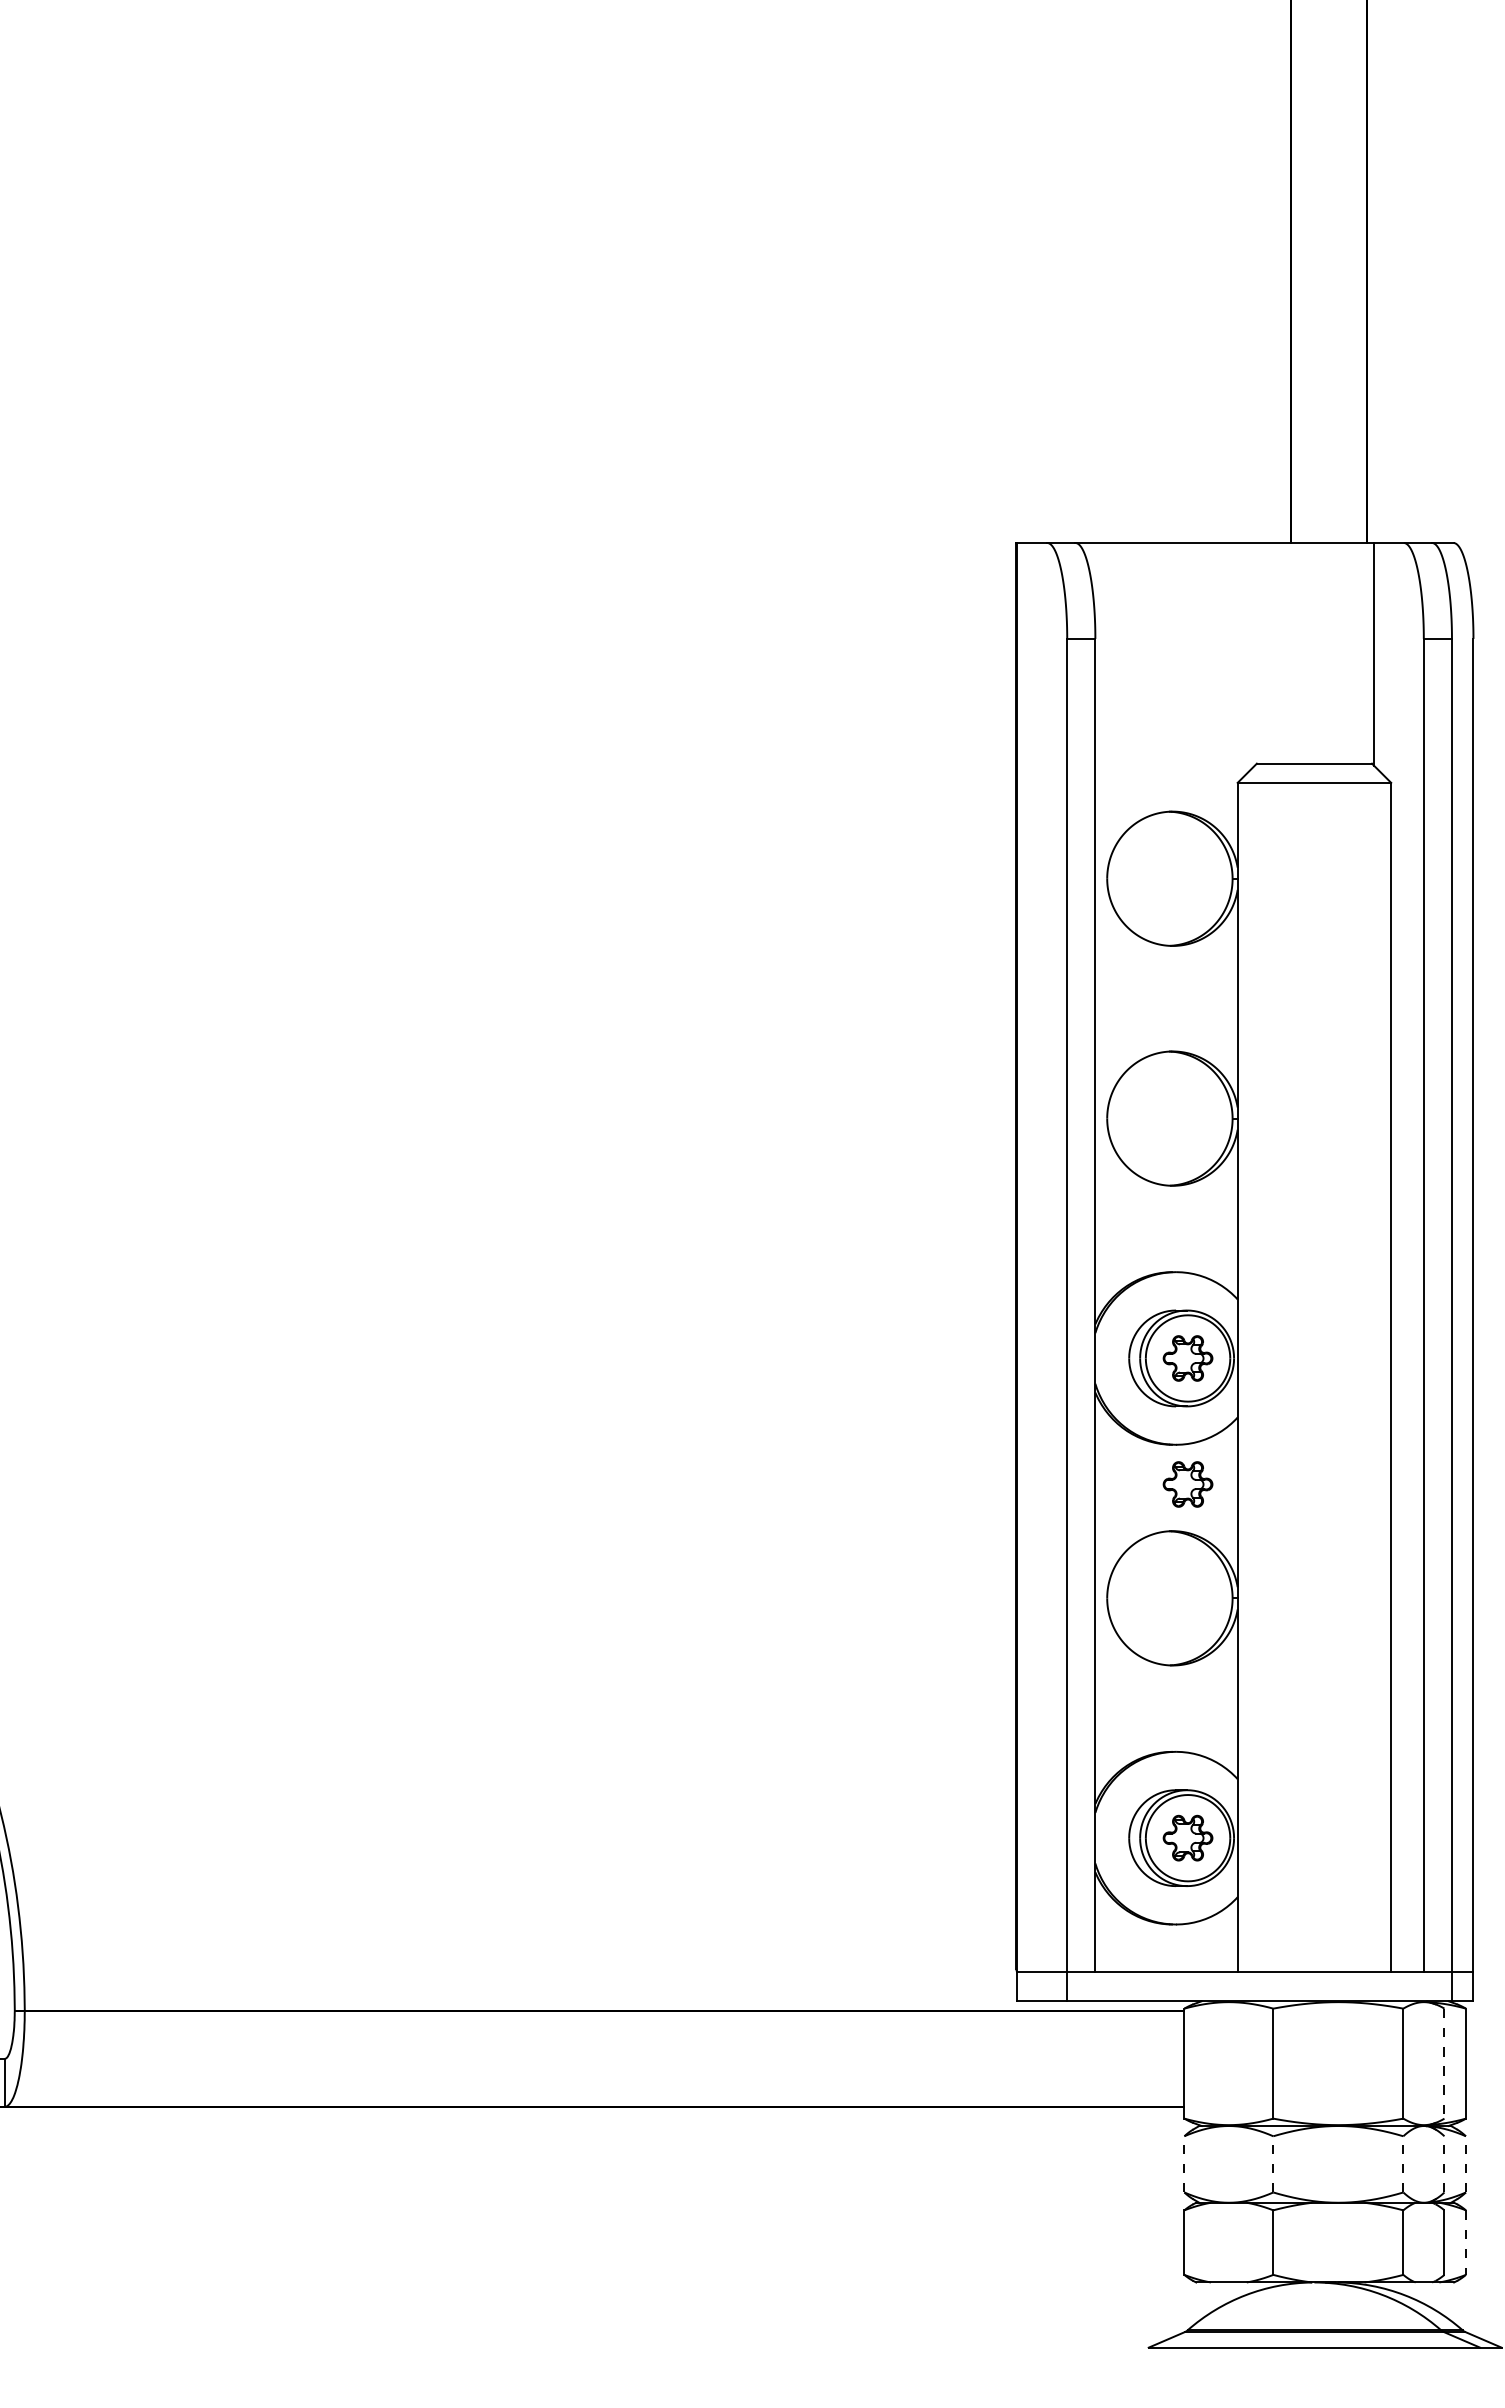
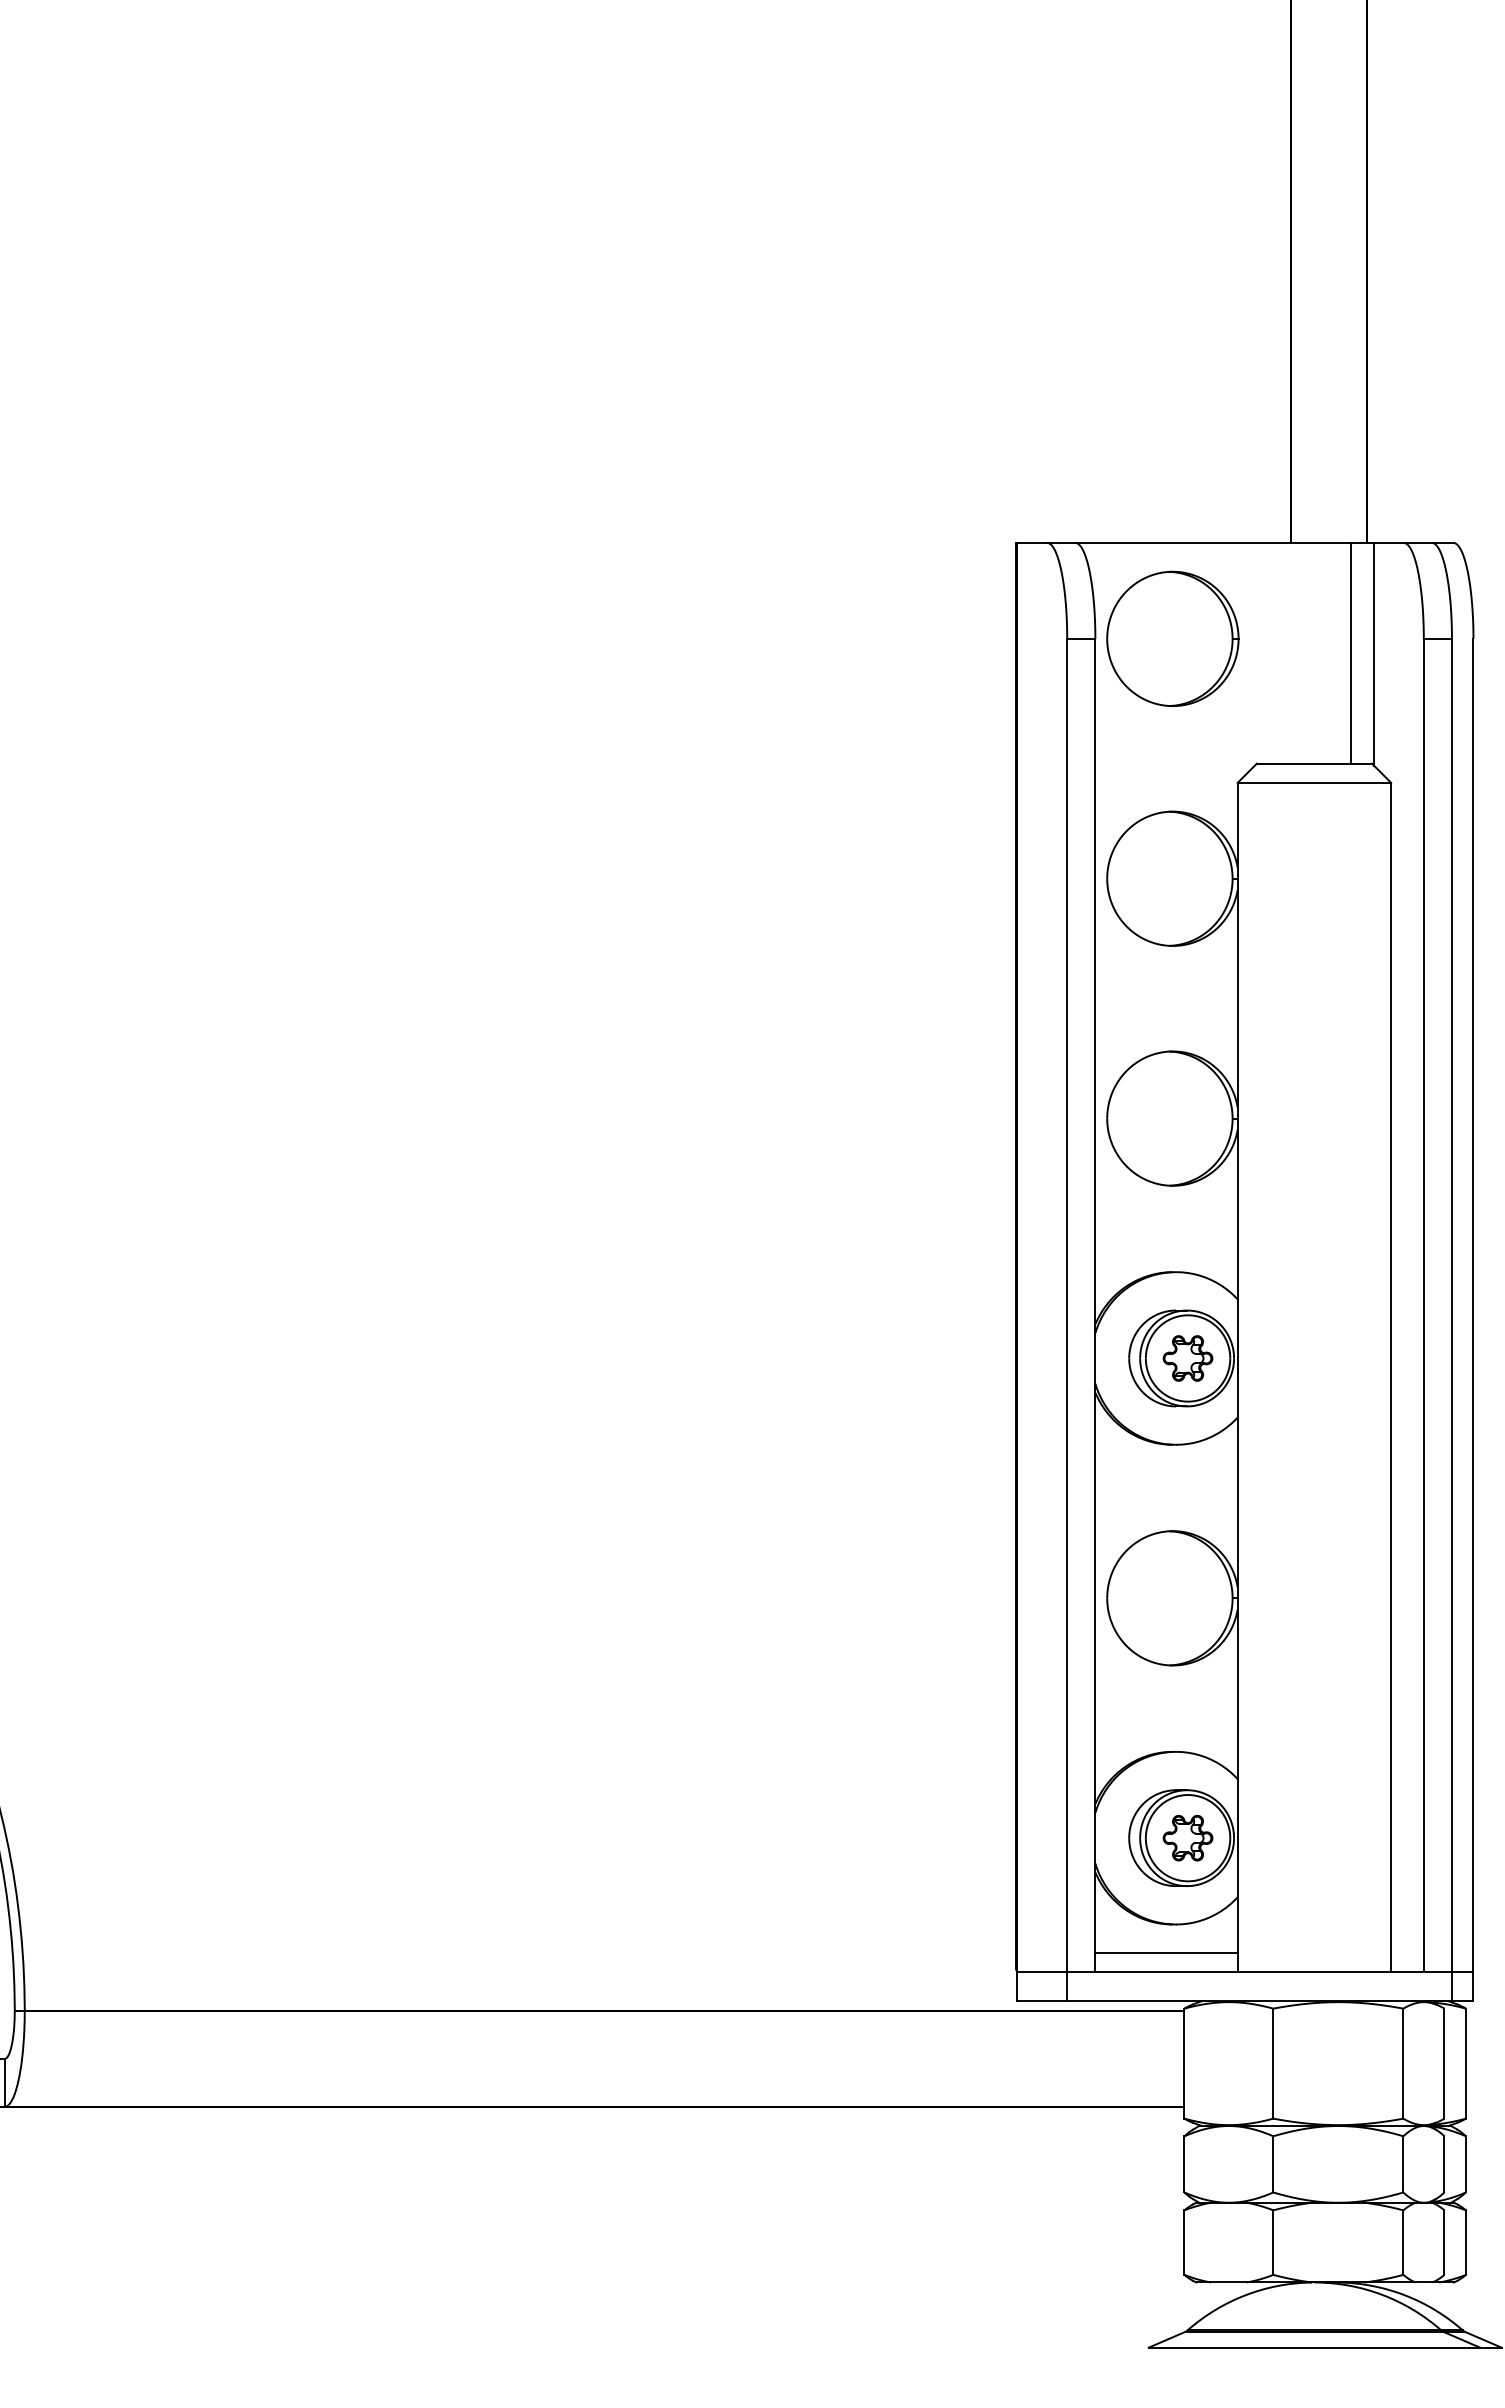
part: none -> present (1172, 638)
line: none -> present (1351, 653)
part: present -> none (1187, 1484)
line: none -> present (1166, 1953)
line: dashed -> solid (1444, 2064)
line: dashed -> solid (1184, 2163)
line: dashed -> solid (1273, 2163)
line: dashed -> solid (1403, 2163)
line: dashed -> solid (1444, 2163)
line: dashed -> solid (1465, 2163)
line: dashed -> solid (1465, 2243)
